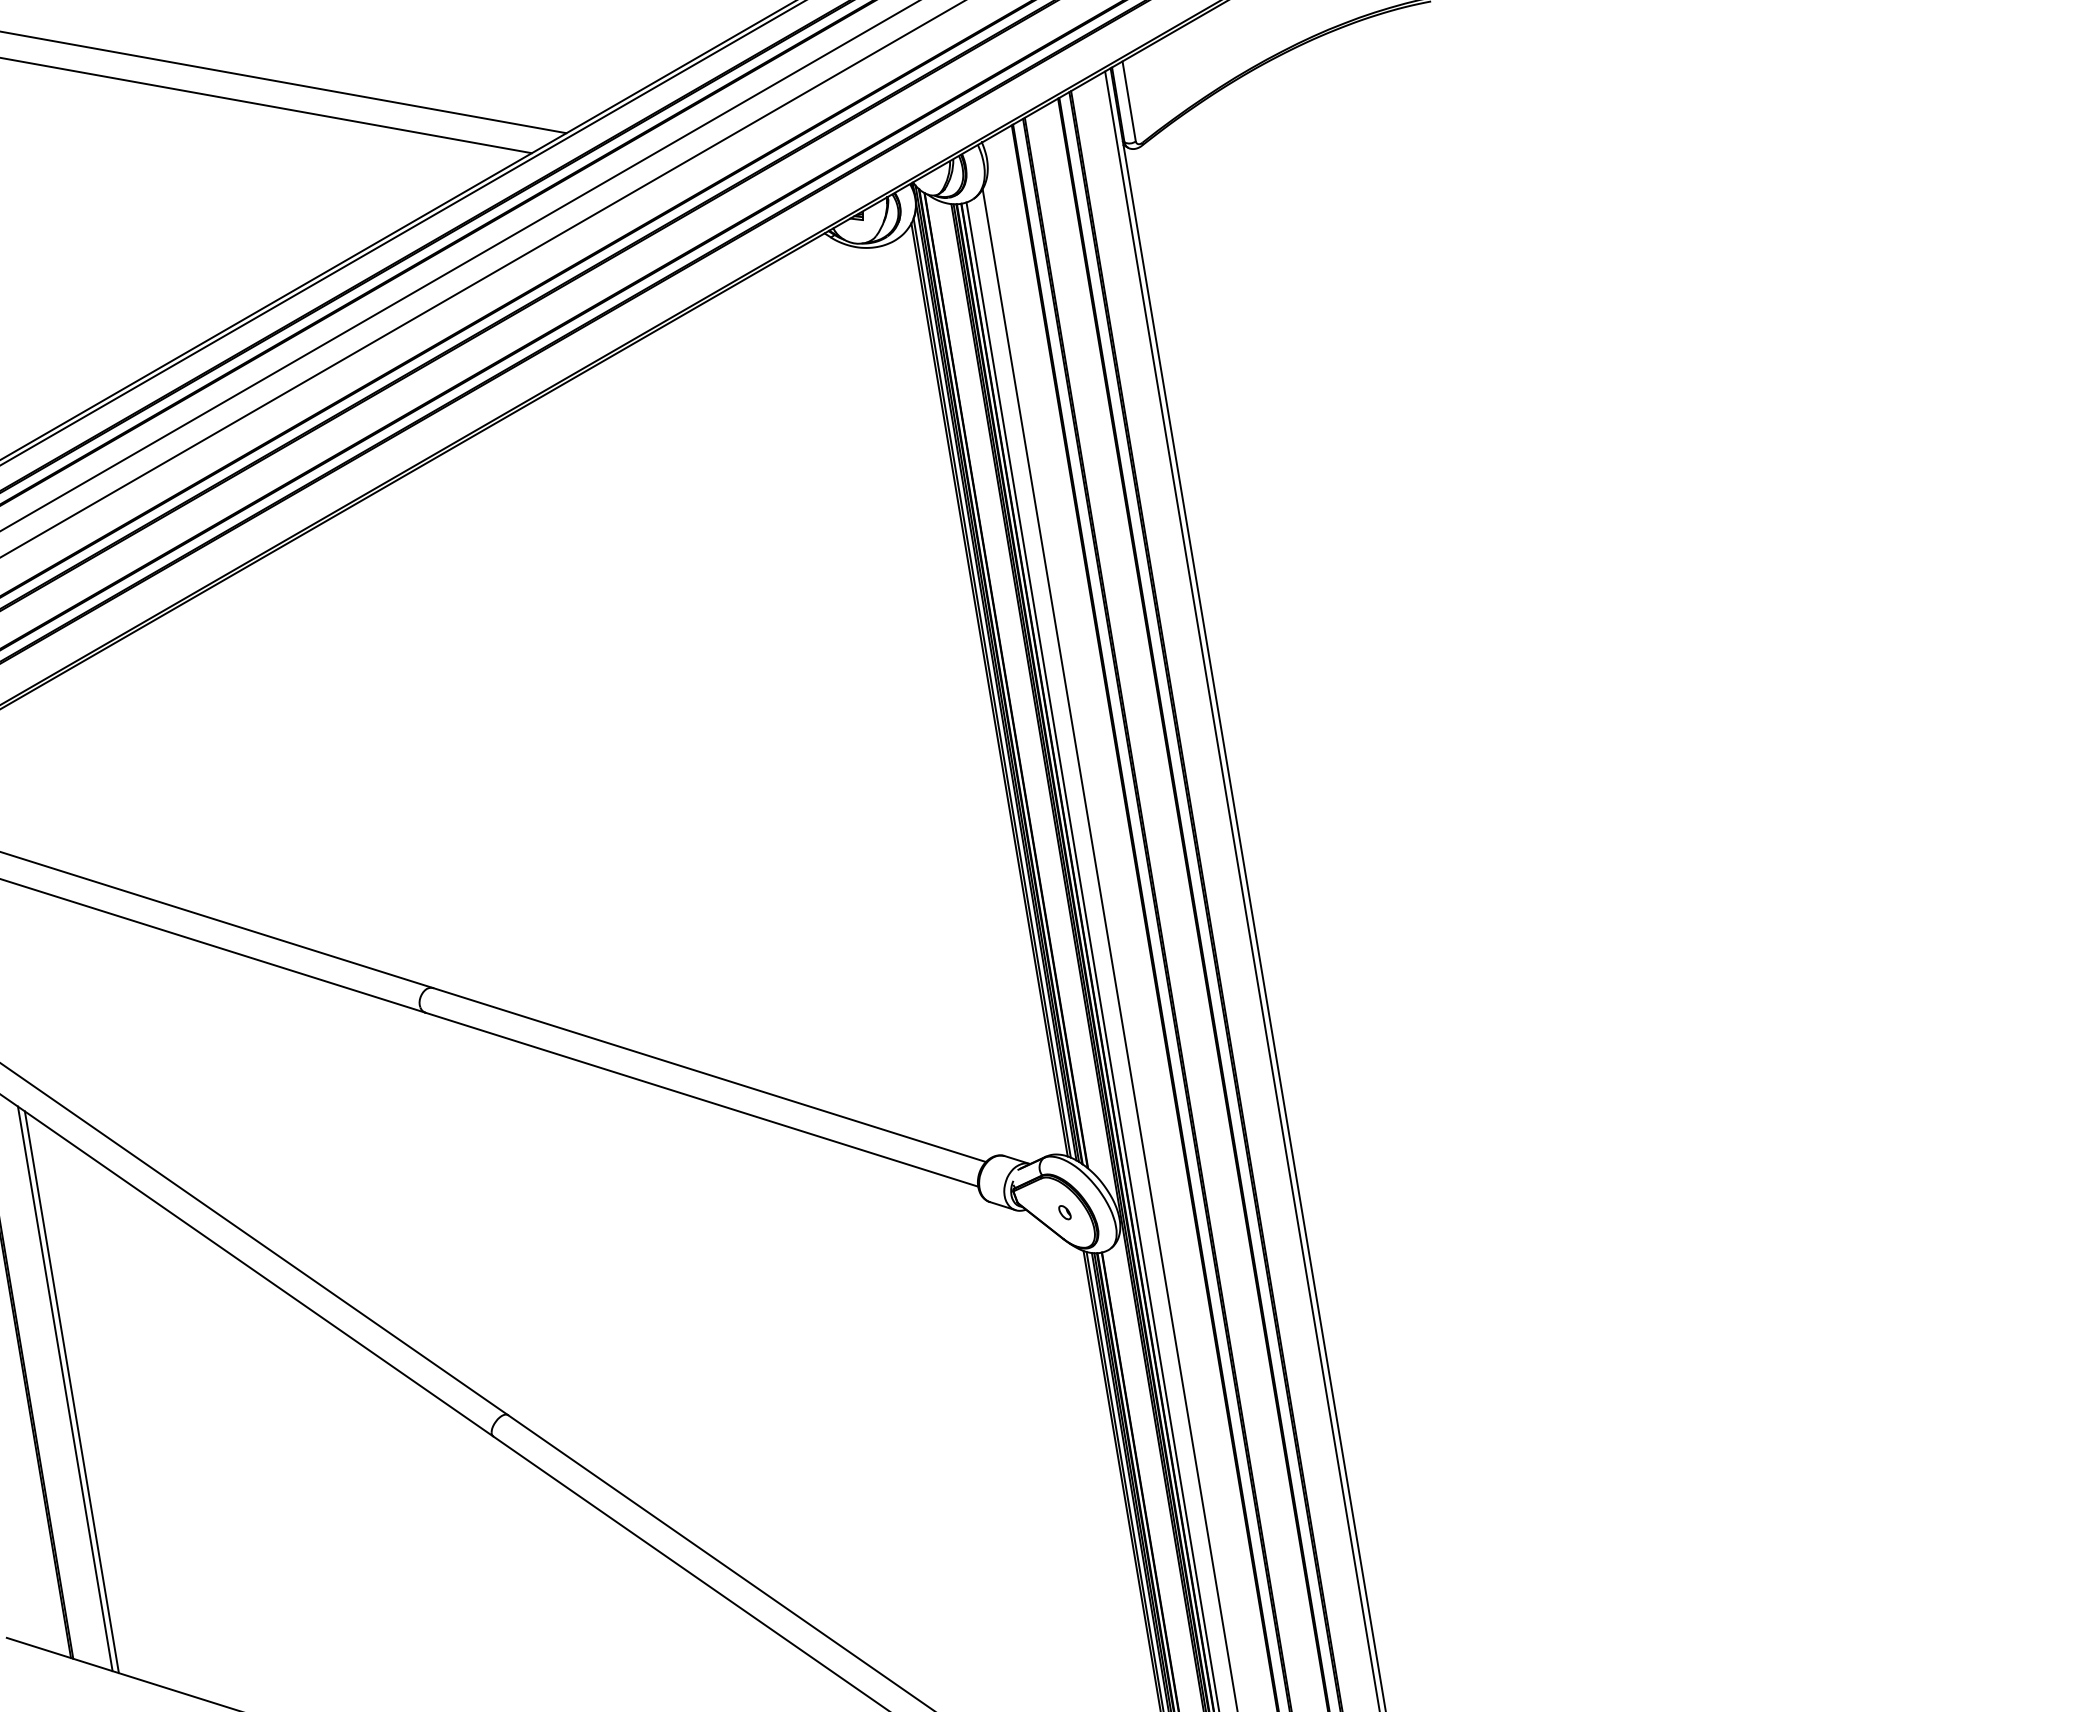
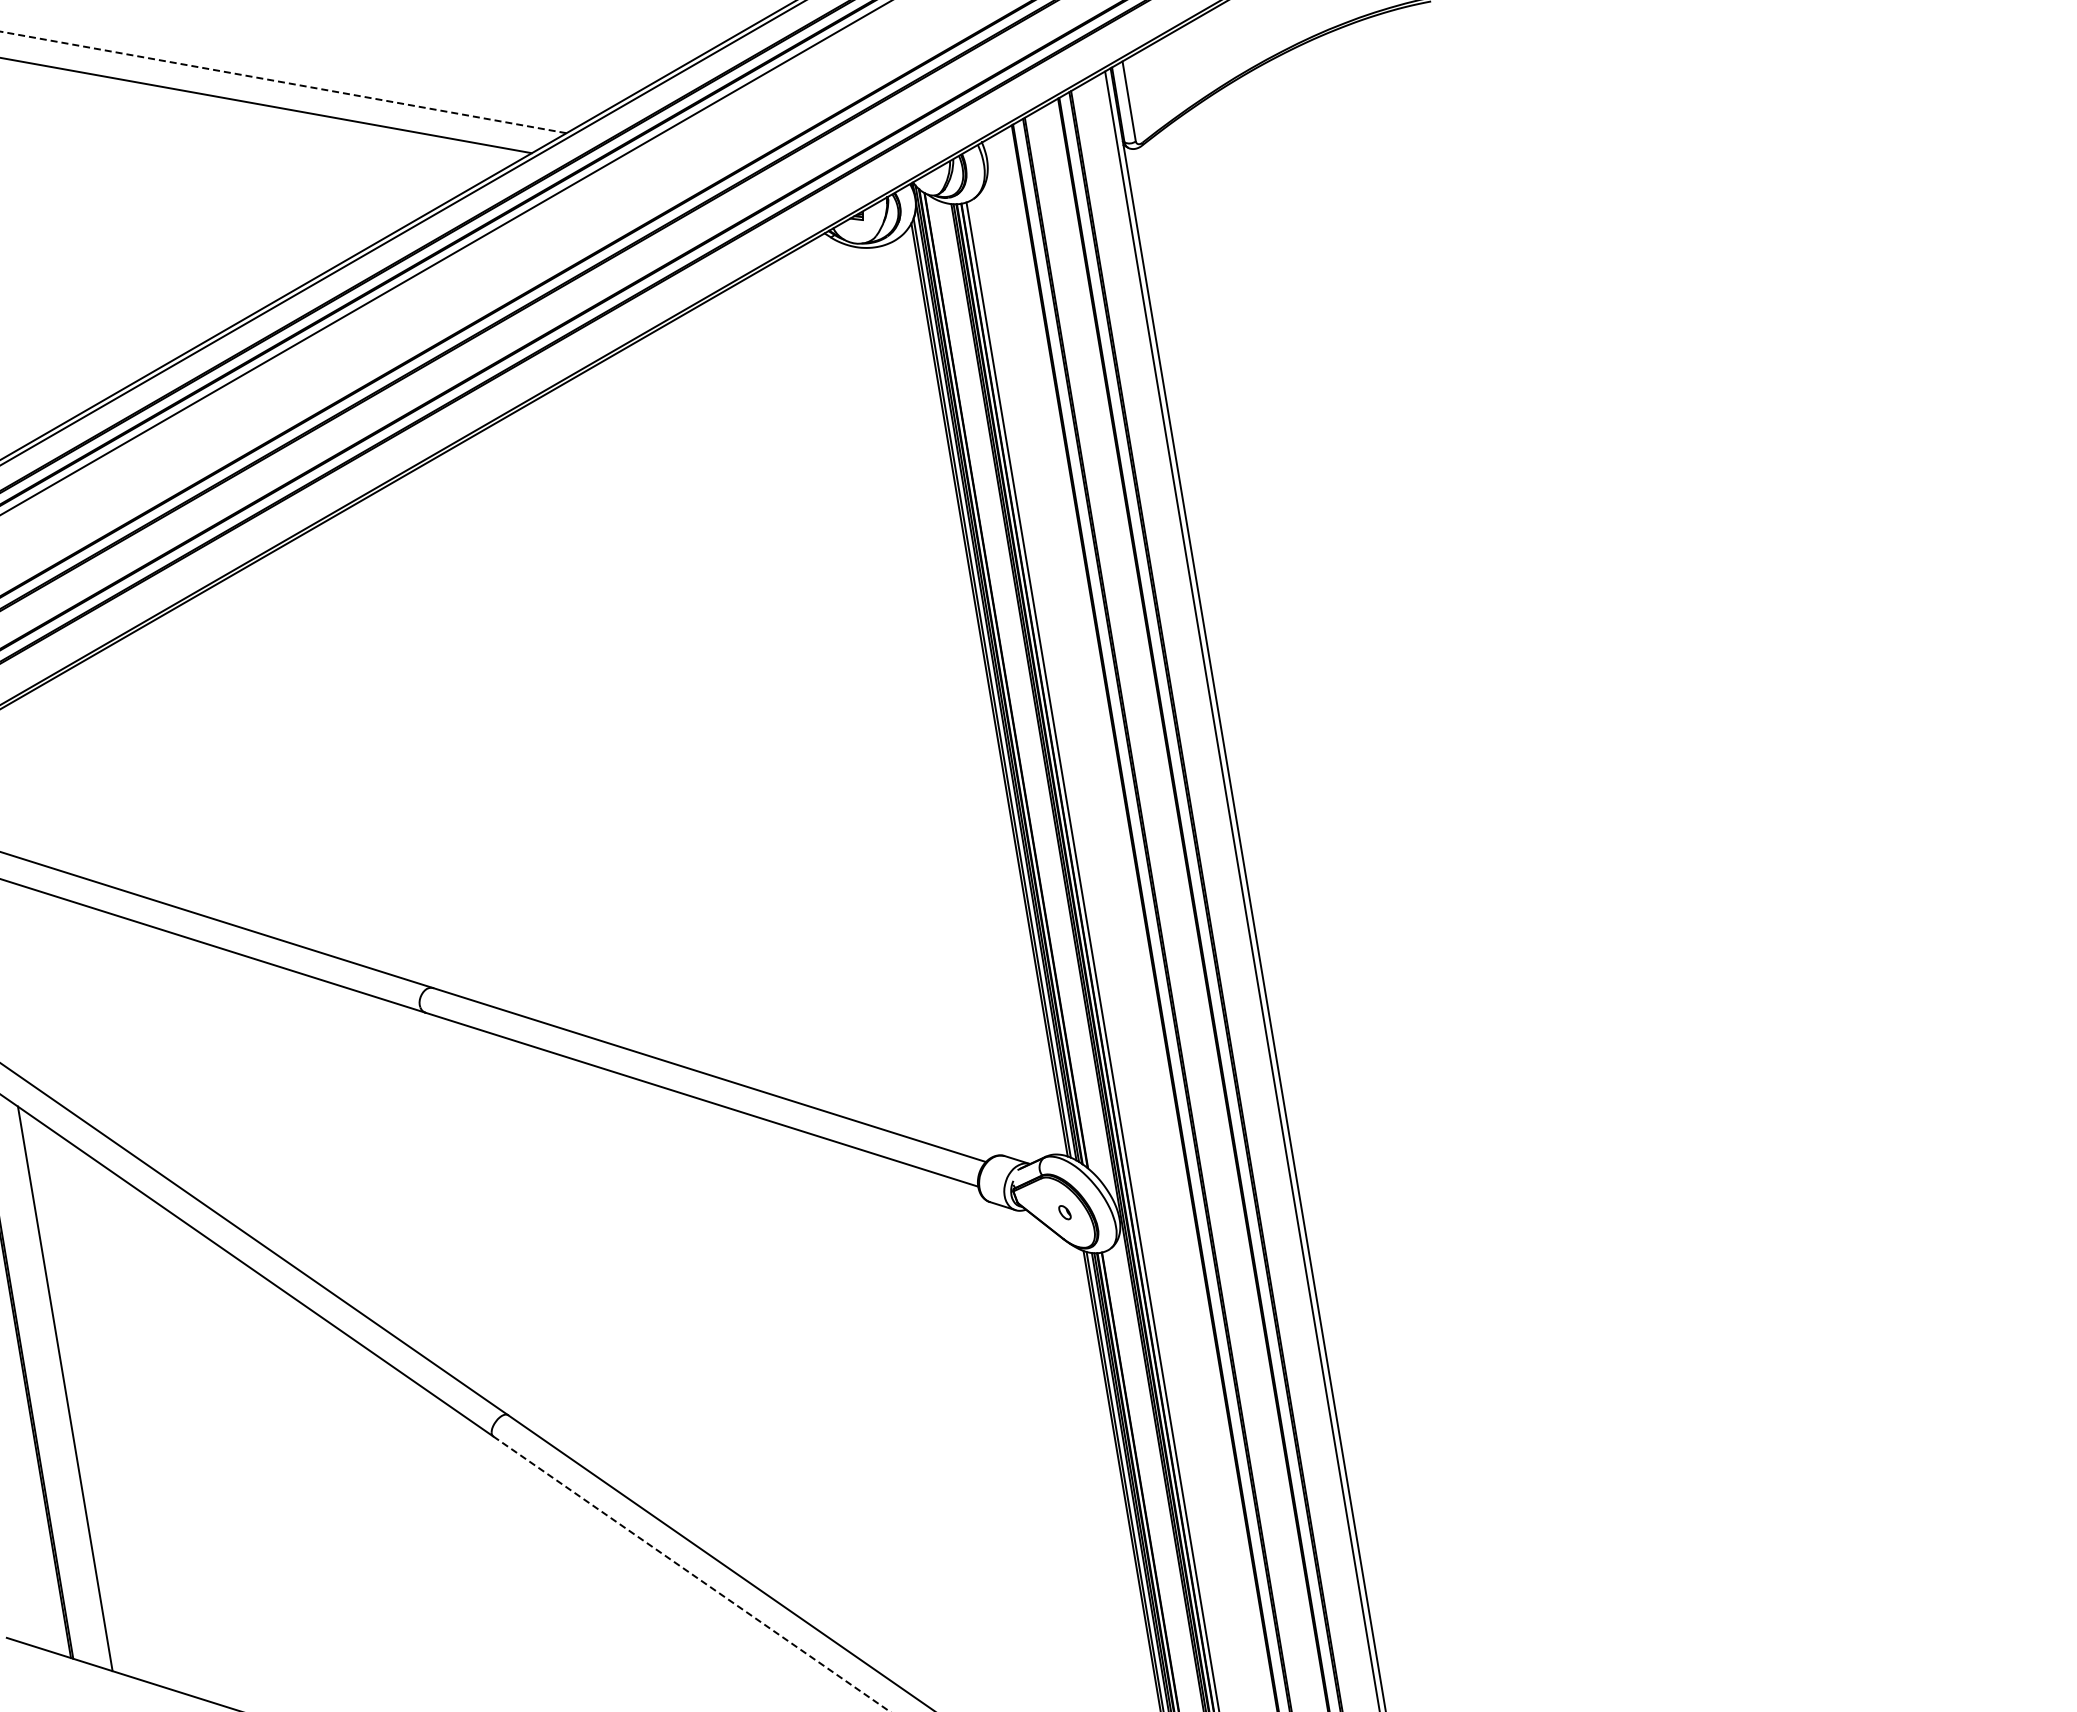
line: solid -> dashed (283, 82)
line position: (459, 266) -> (445, 258) (445, 258)
line: present -> none (482, 279)
line: present -> none (1109, 948)
line: present -> none (71, 1392)
line: solid -> dashed (691, 1574)
